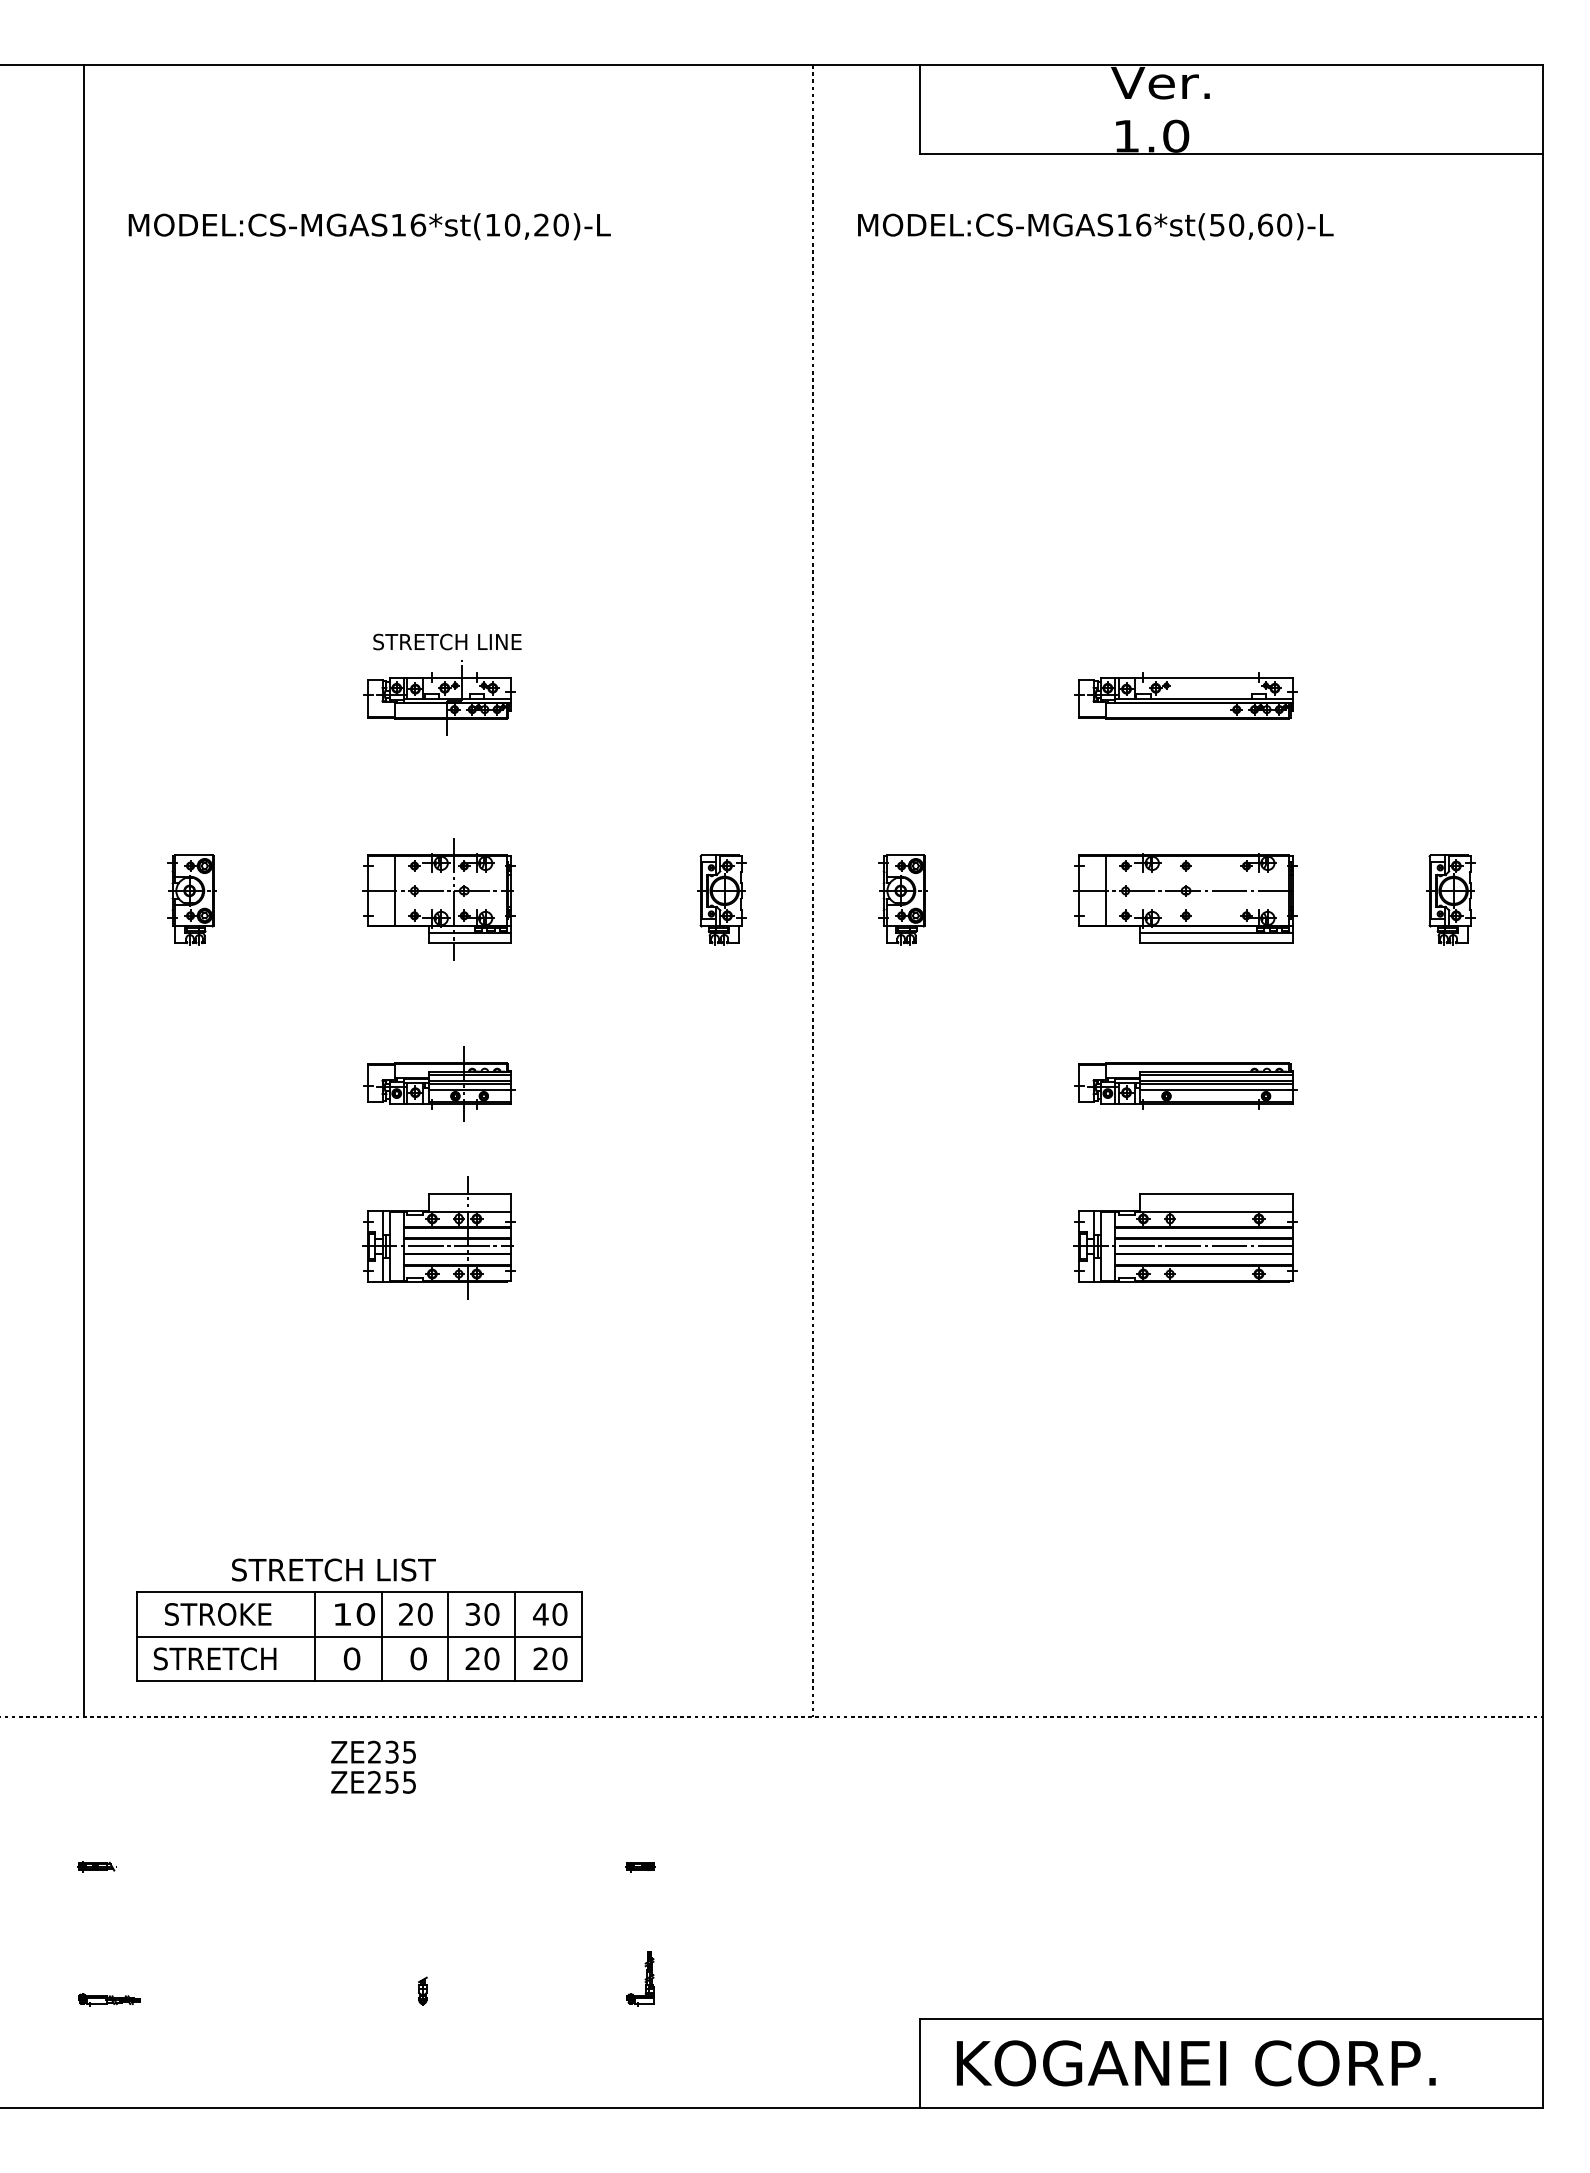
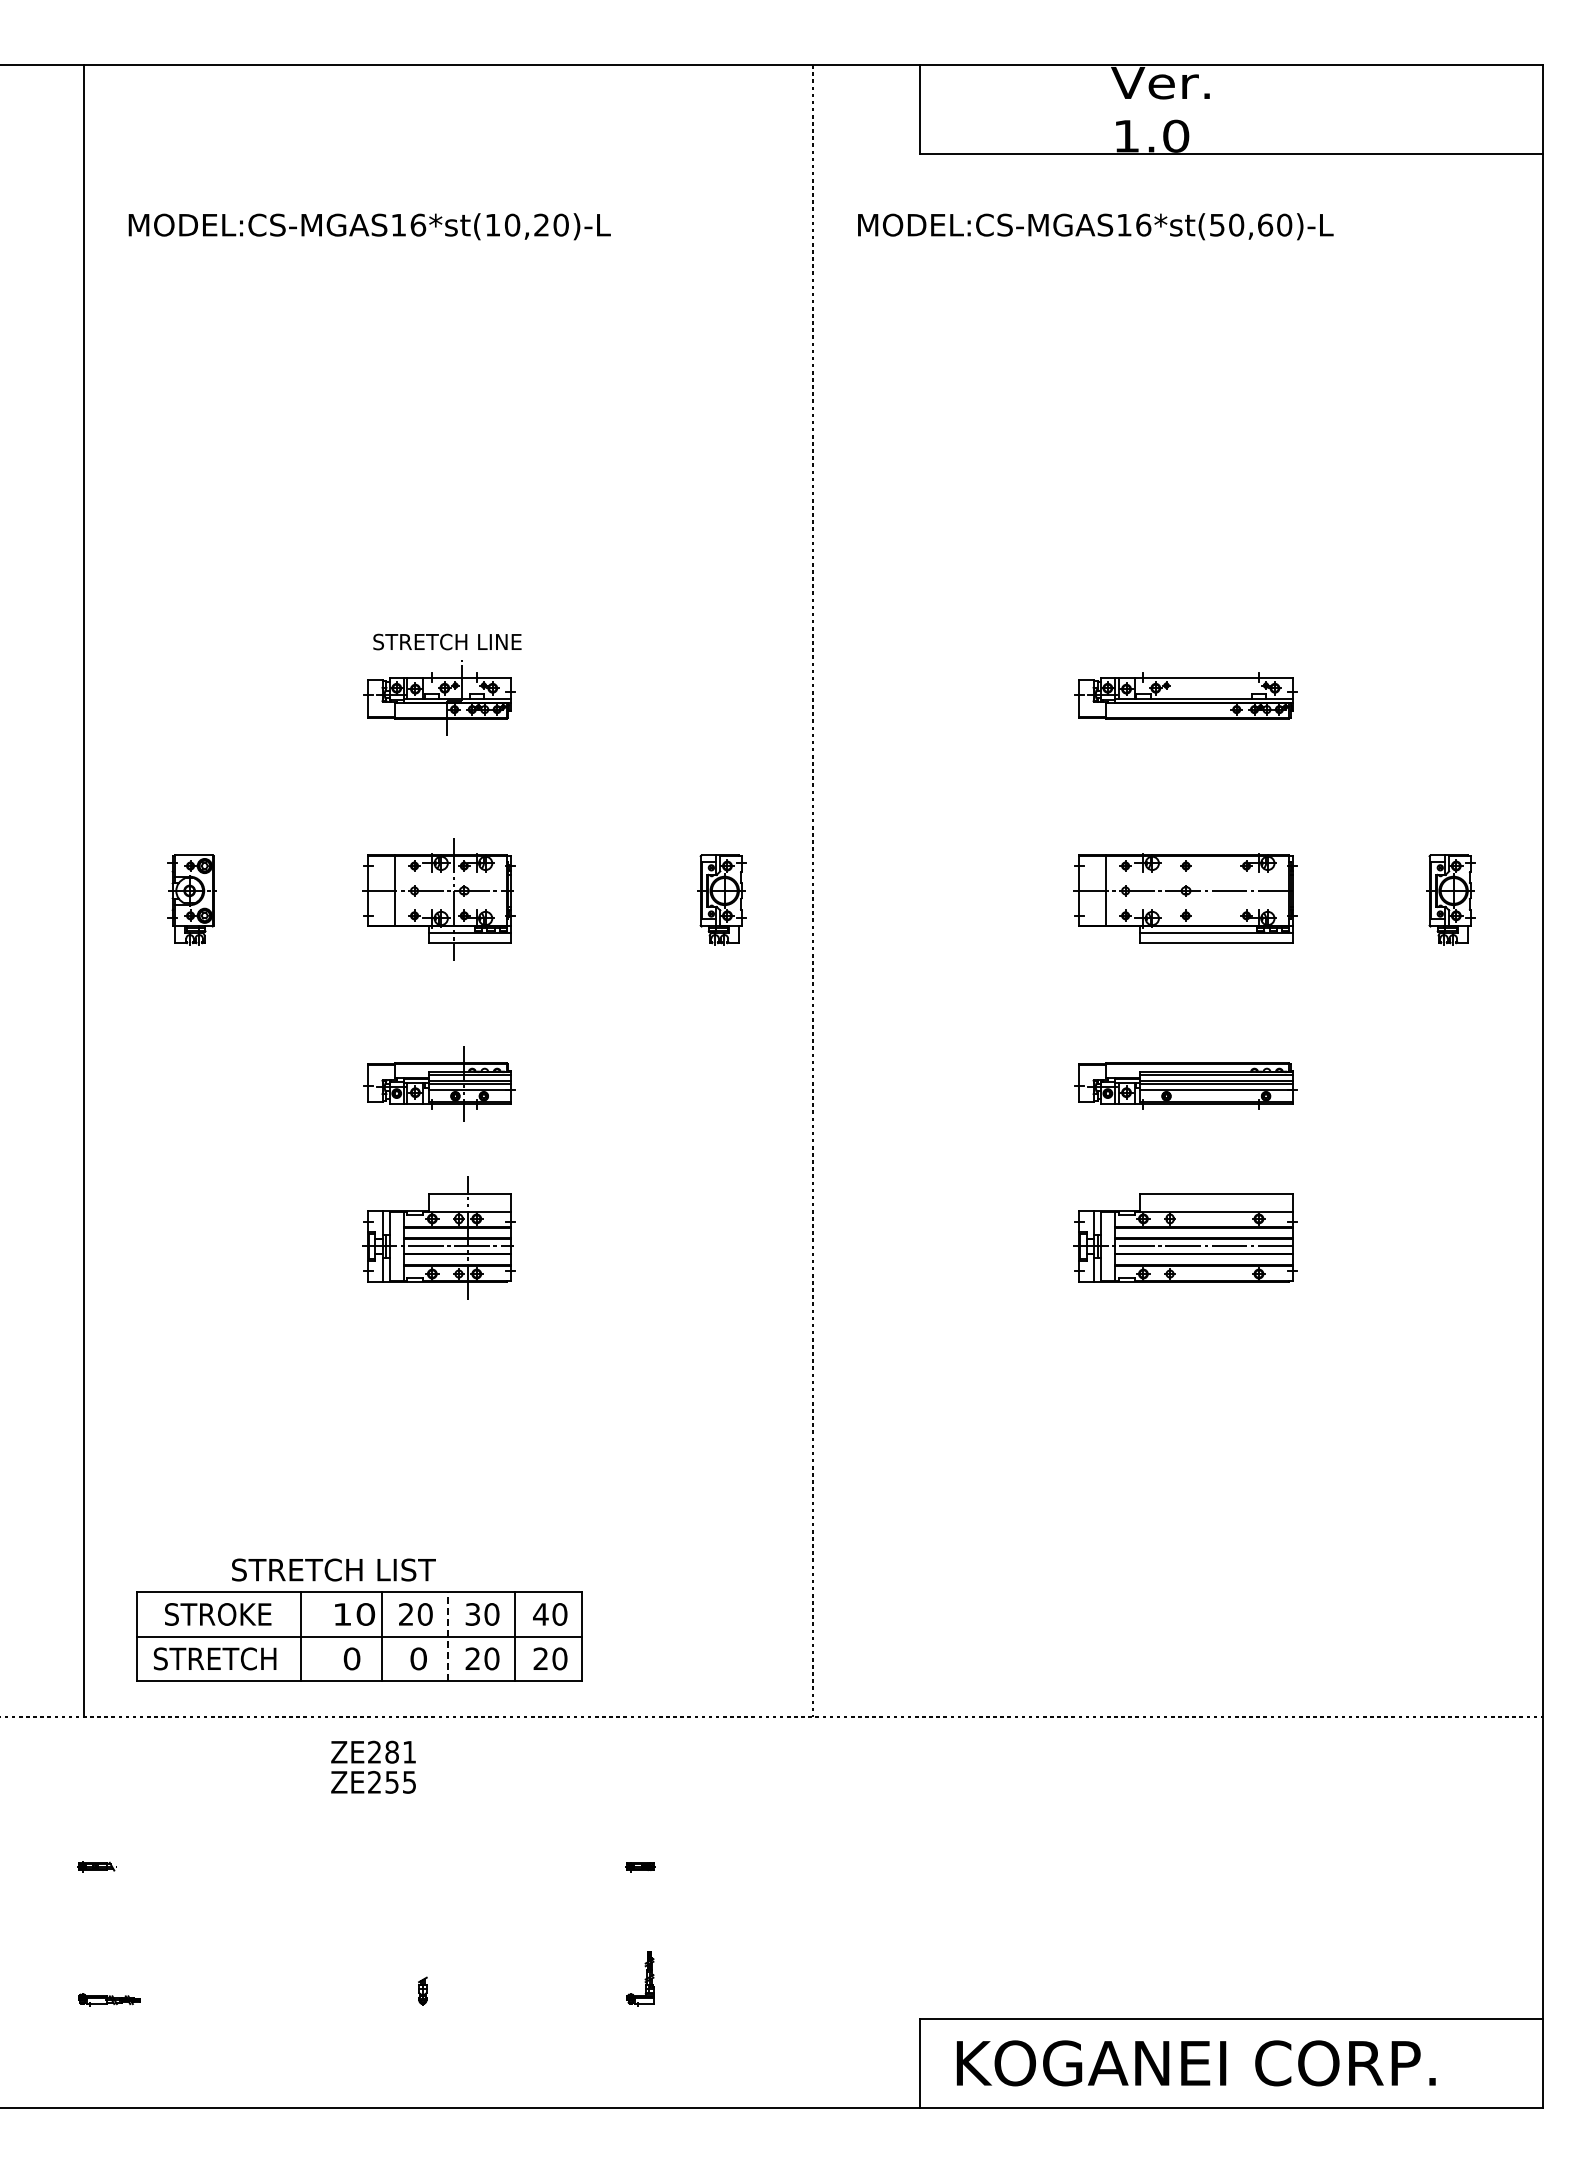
part: present -> none (902, 899)
line position: (314, 1636) -> (300, 1636) (300, 1636)
line: solid -> dashed (448, 1636)
text: ZE235 -> ZE281 (400, 1751)
